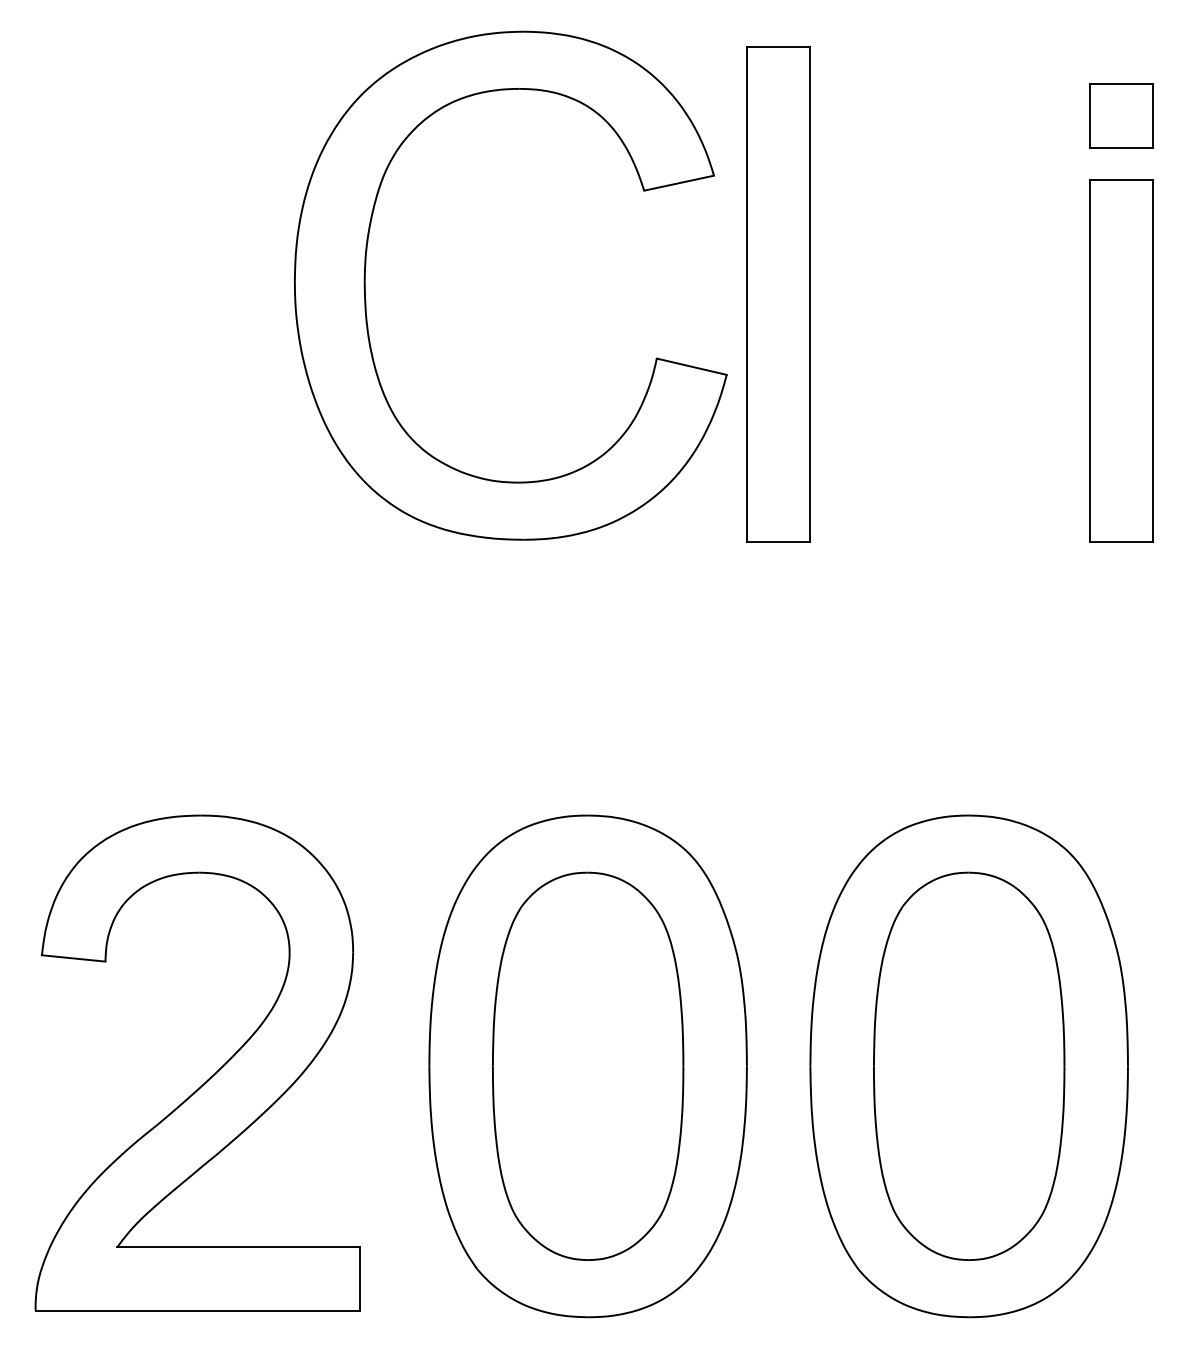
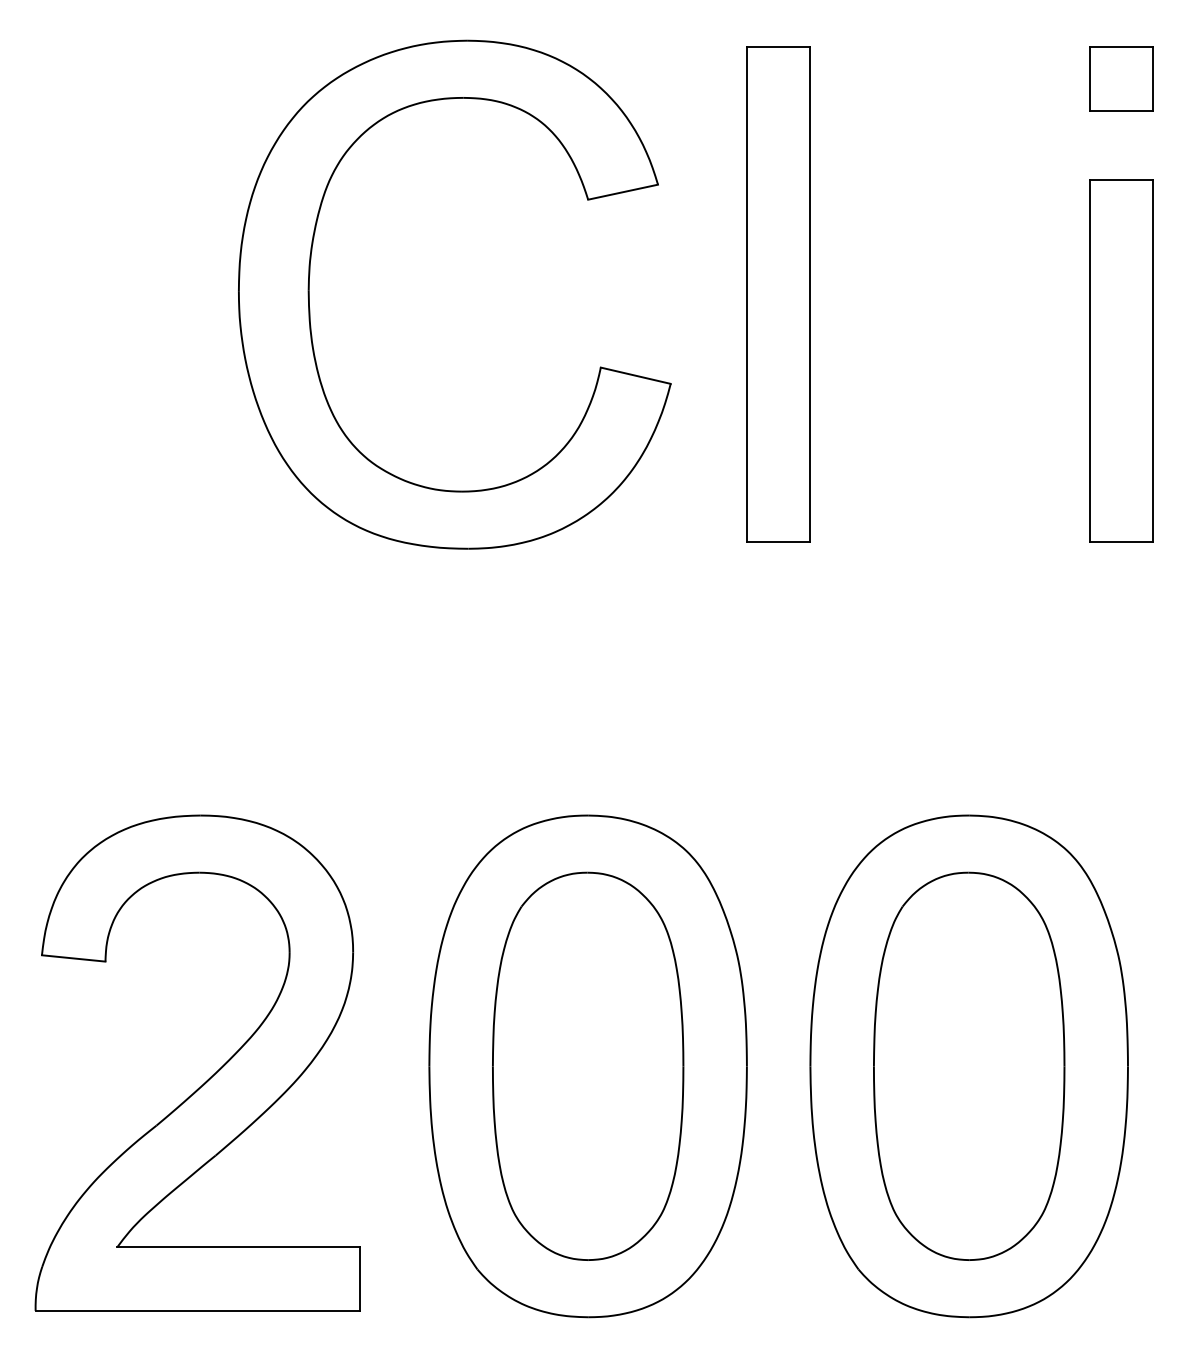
part position: (1121, 115) -> (1121, 78) (1121, 78)
part position: (366, 300) -> (310, 309) (310, 309)
